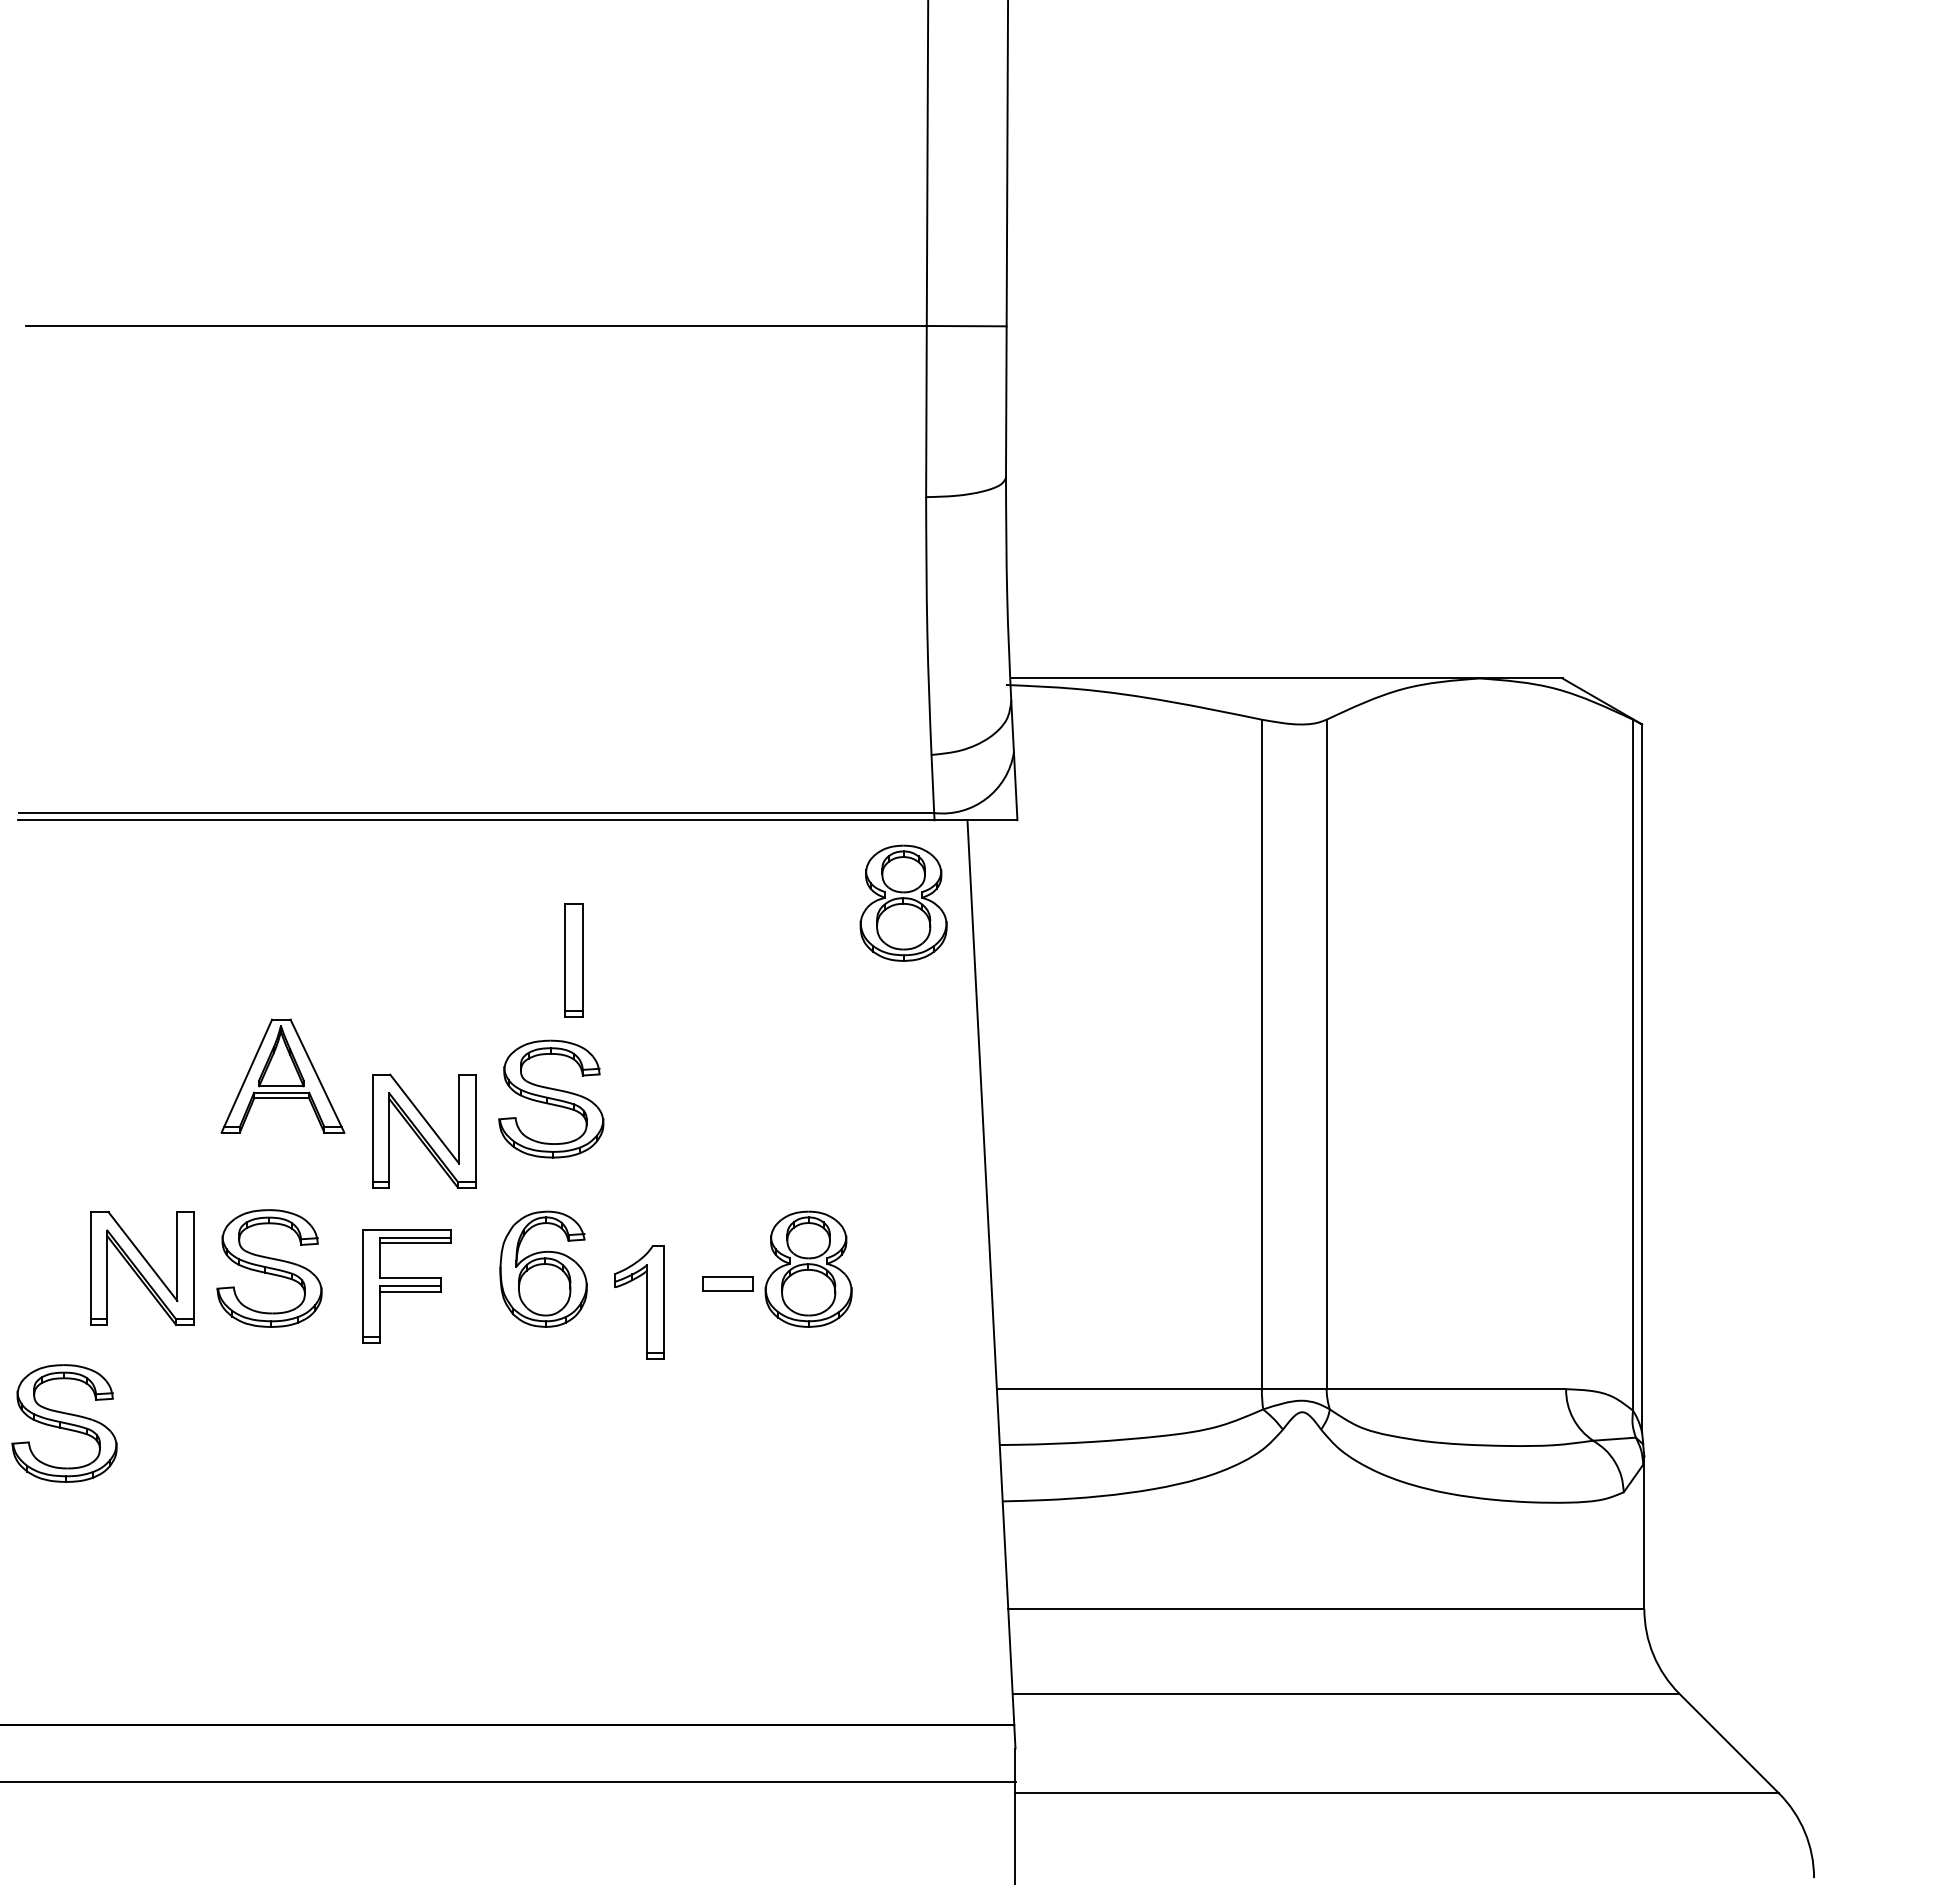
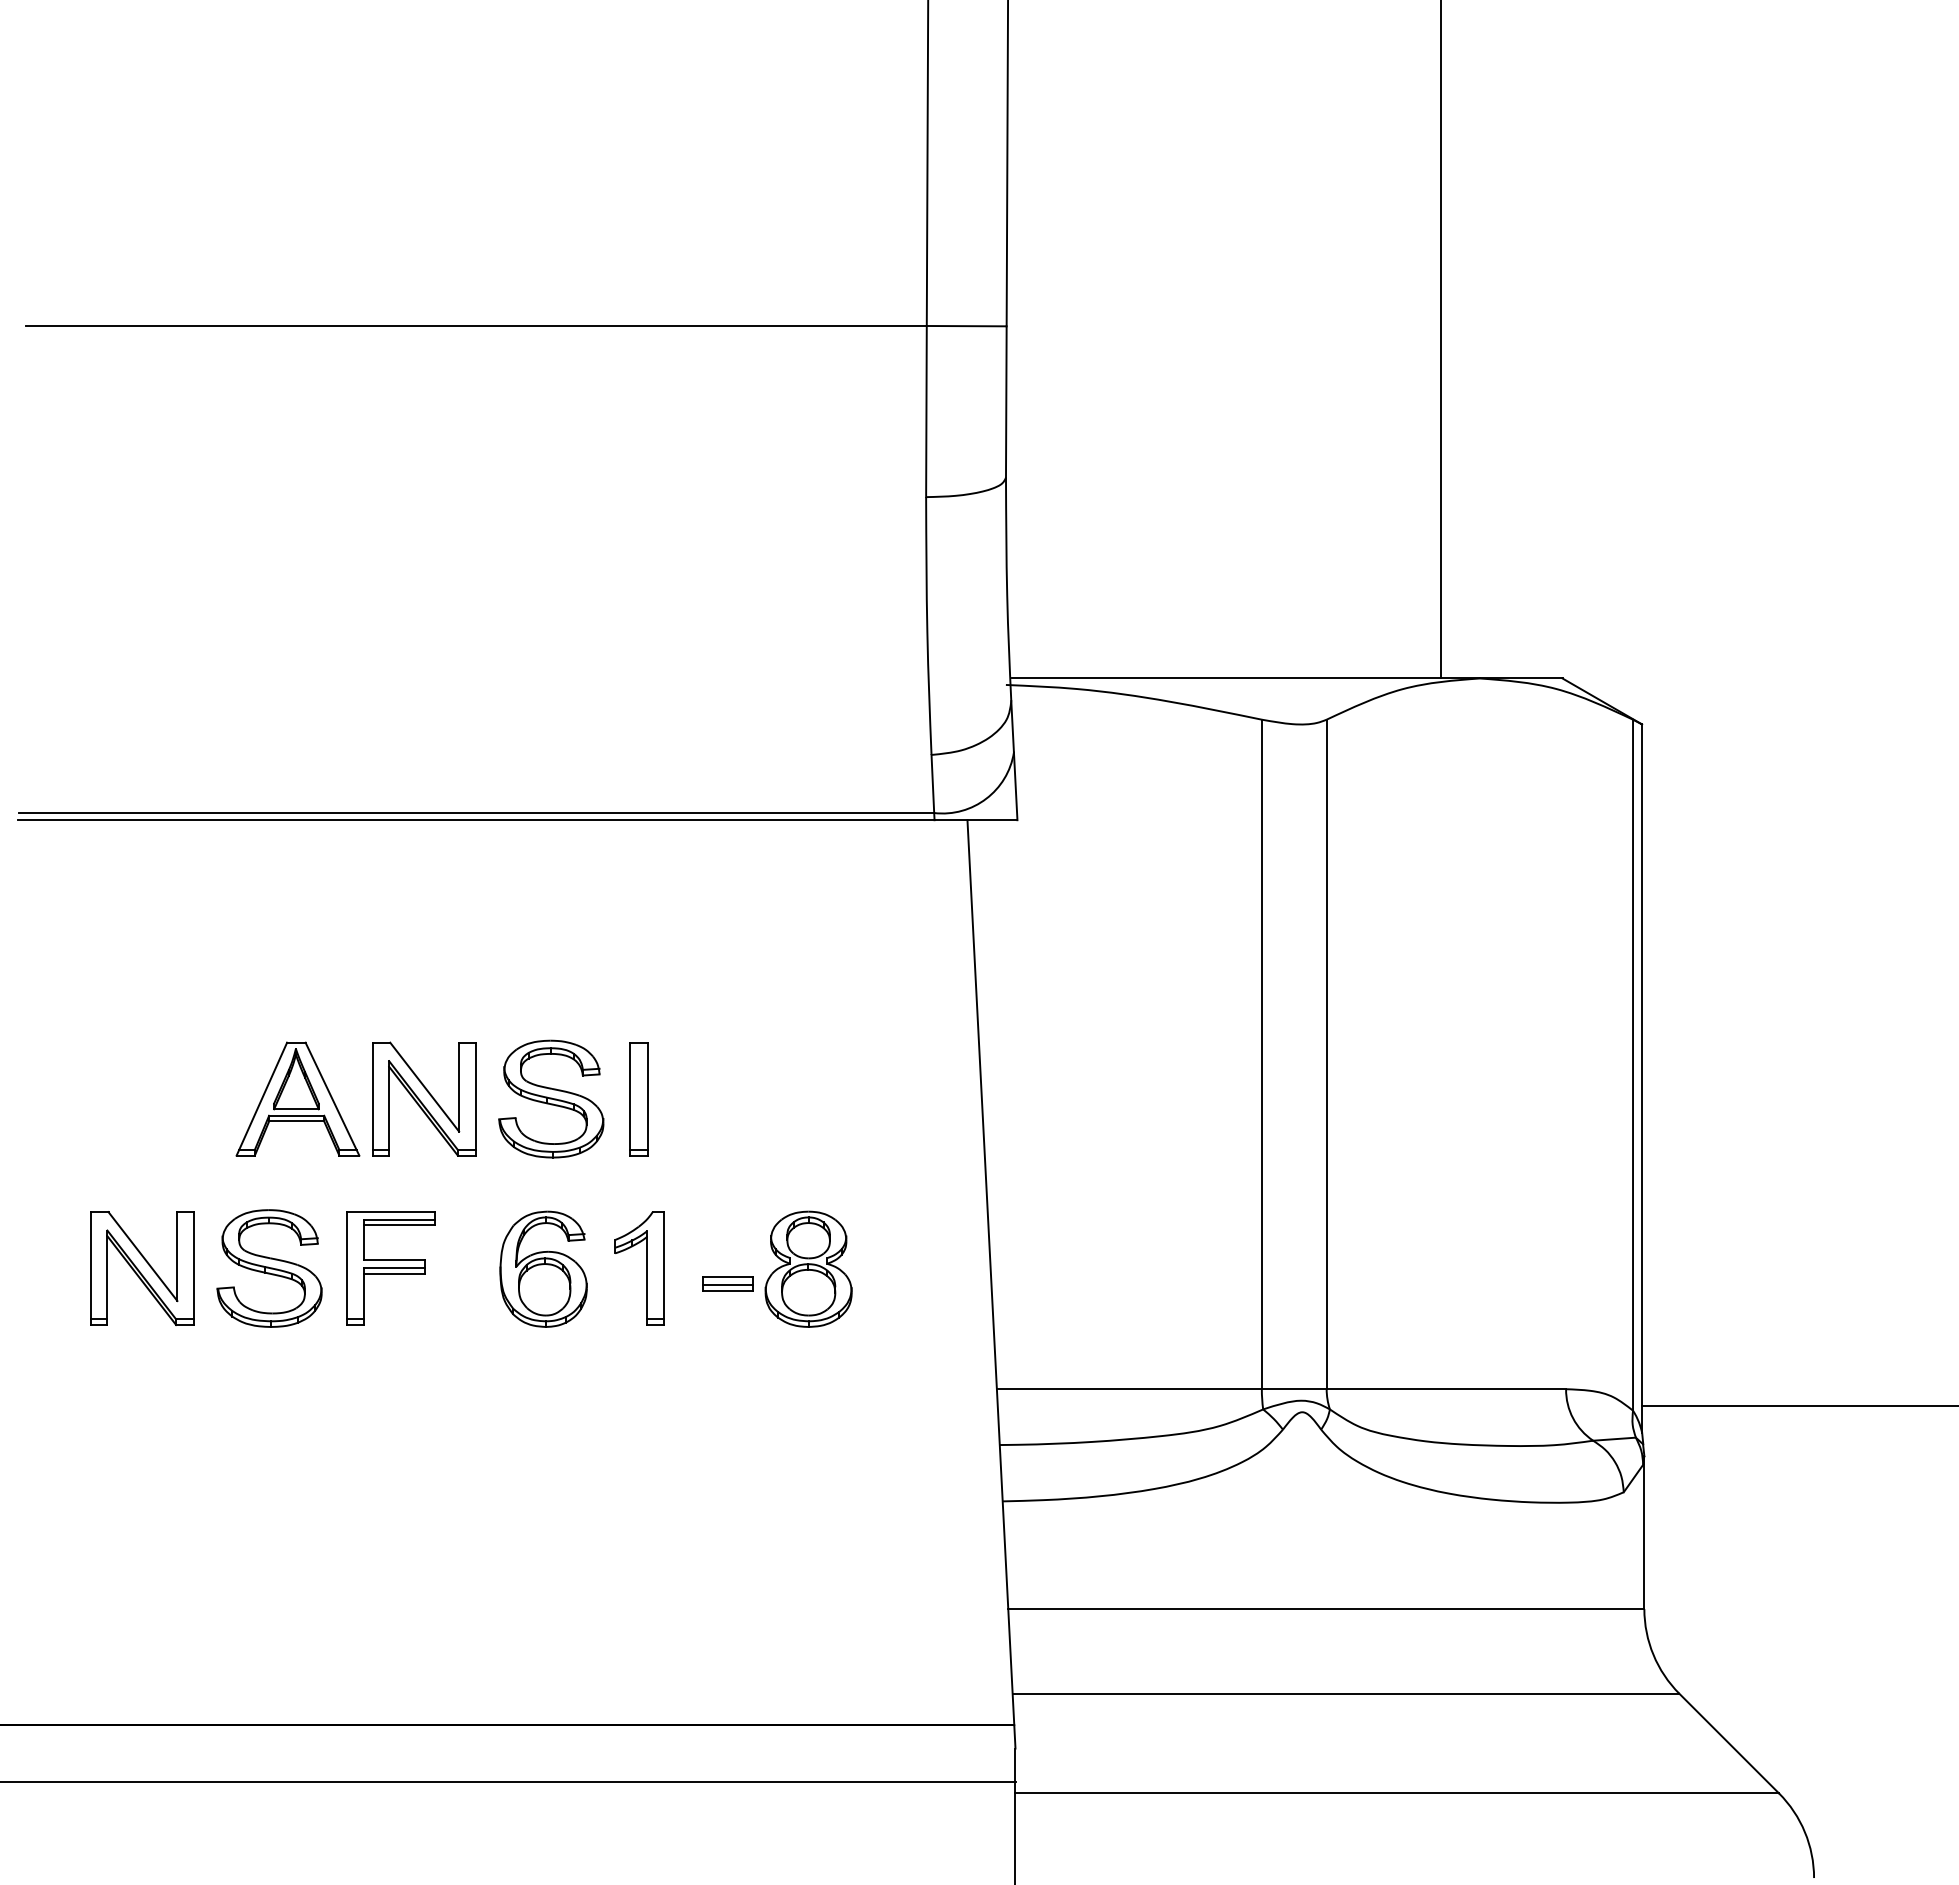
line: none -> present (1440, 340)
part: present -> none (903, 902)
part position: (573, 960) -> (638, 1099) (638, 1099)
part position: (282, 1075) -> (297, 1098) (297, 1098)
part position: (424, 1130) -> (424, 1098) (424, 1098)
line: none -> present (727, 1285)
part position: (406, 1286) -> (390, 1268) (390, 1268)
part position: (646, 1302) -> (646, 1268) (646, 1268)
line: none -> present (1798, 1405)
part: present -> none (64, 1423)
